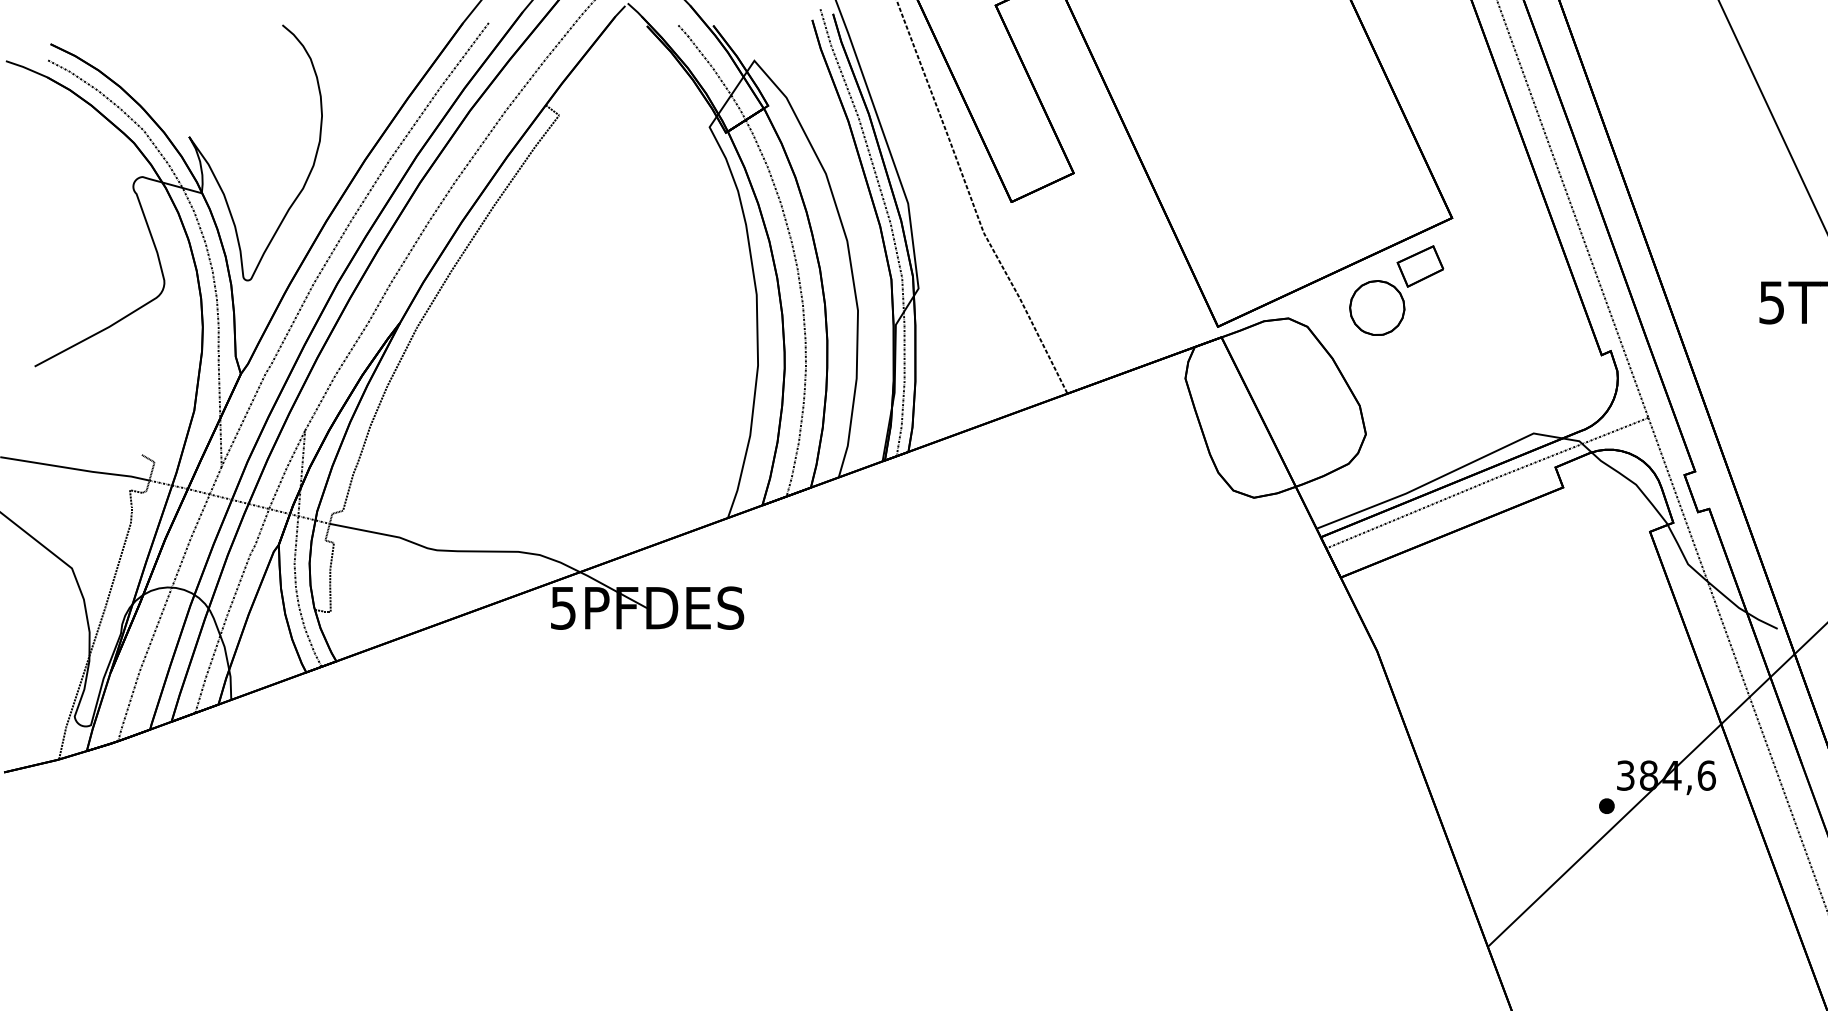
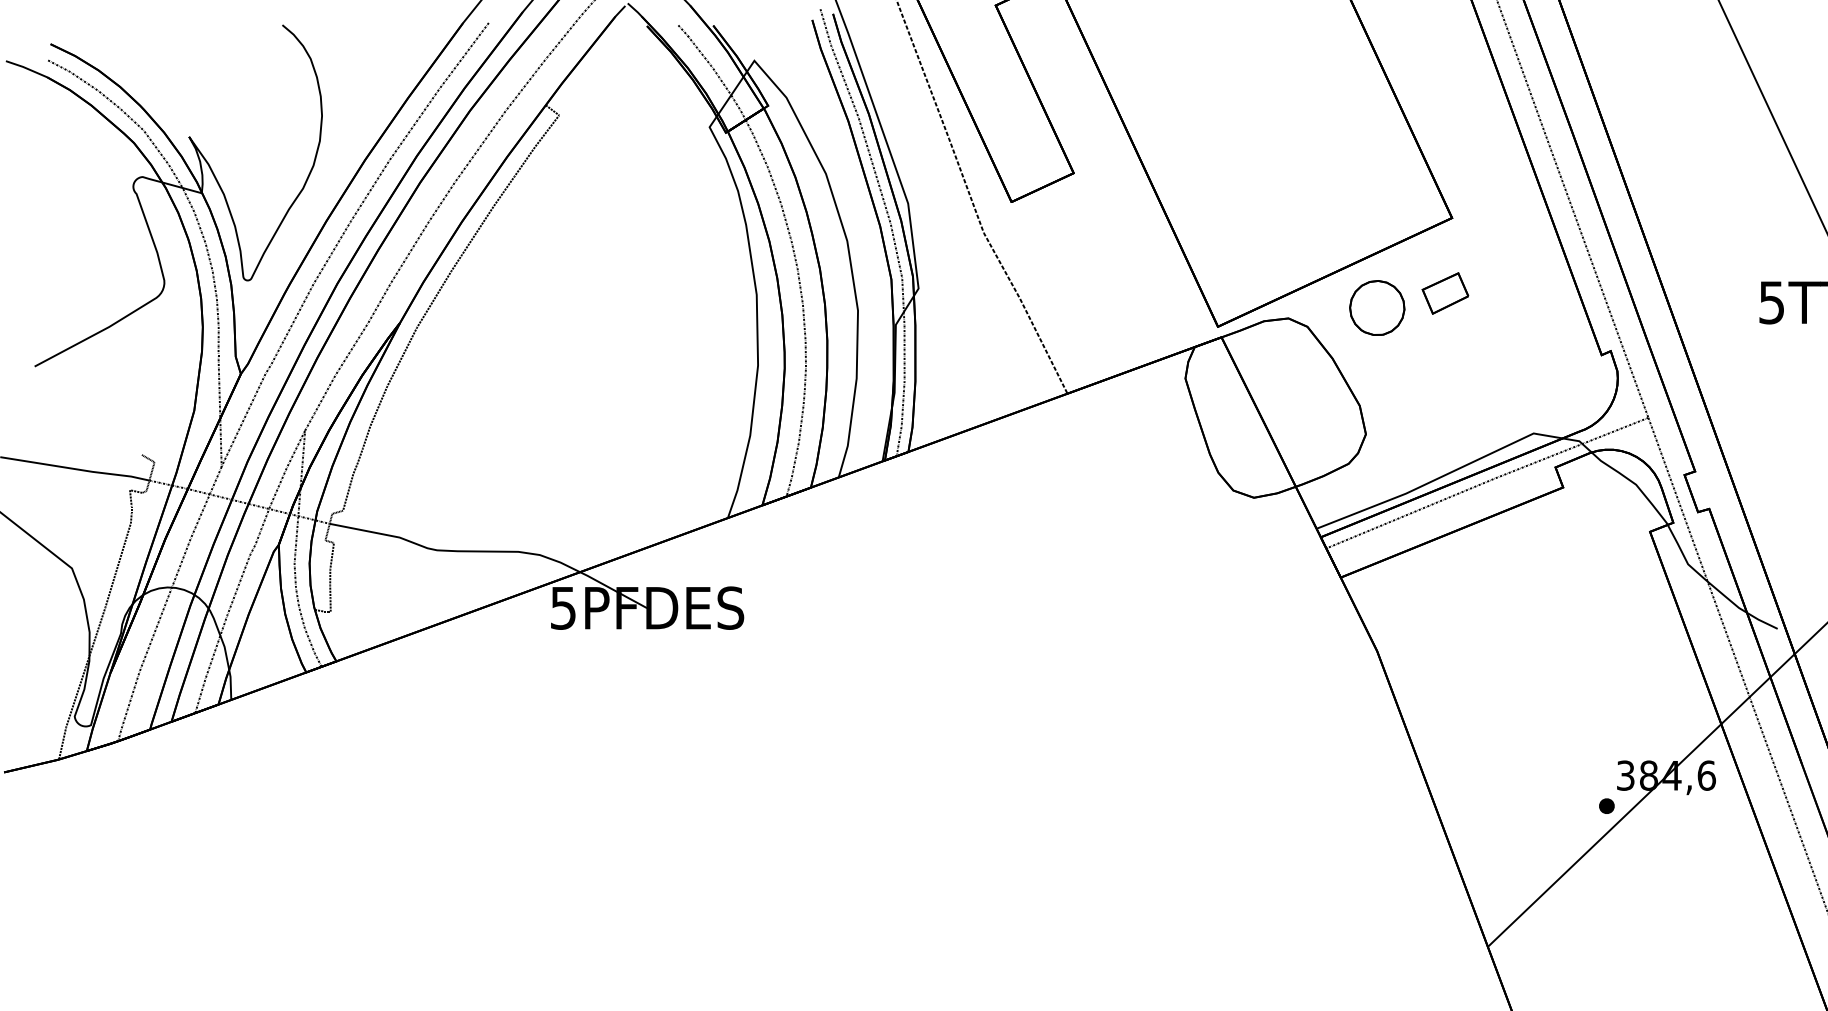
part position: (1420, 266) -> (1445, 293) (1445, 293)
